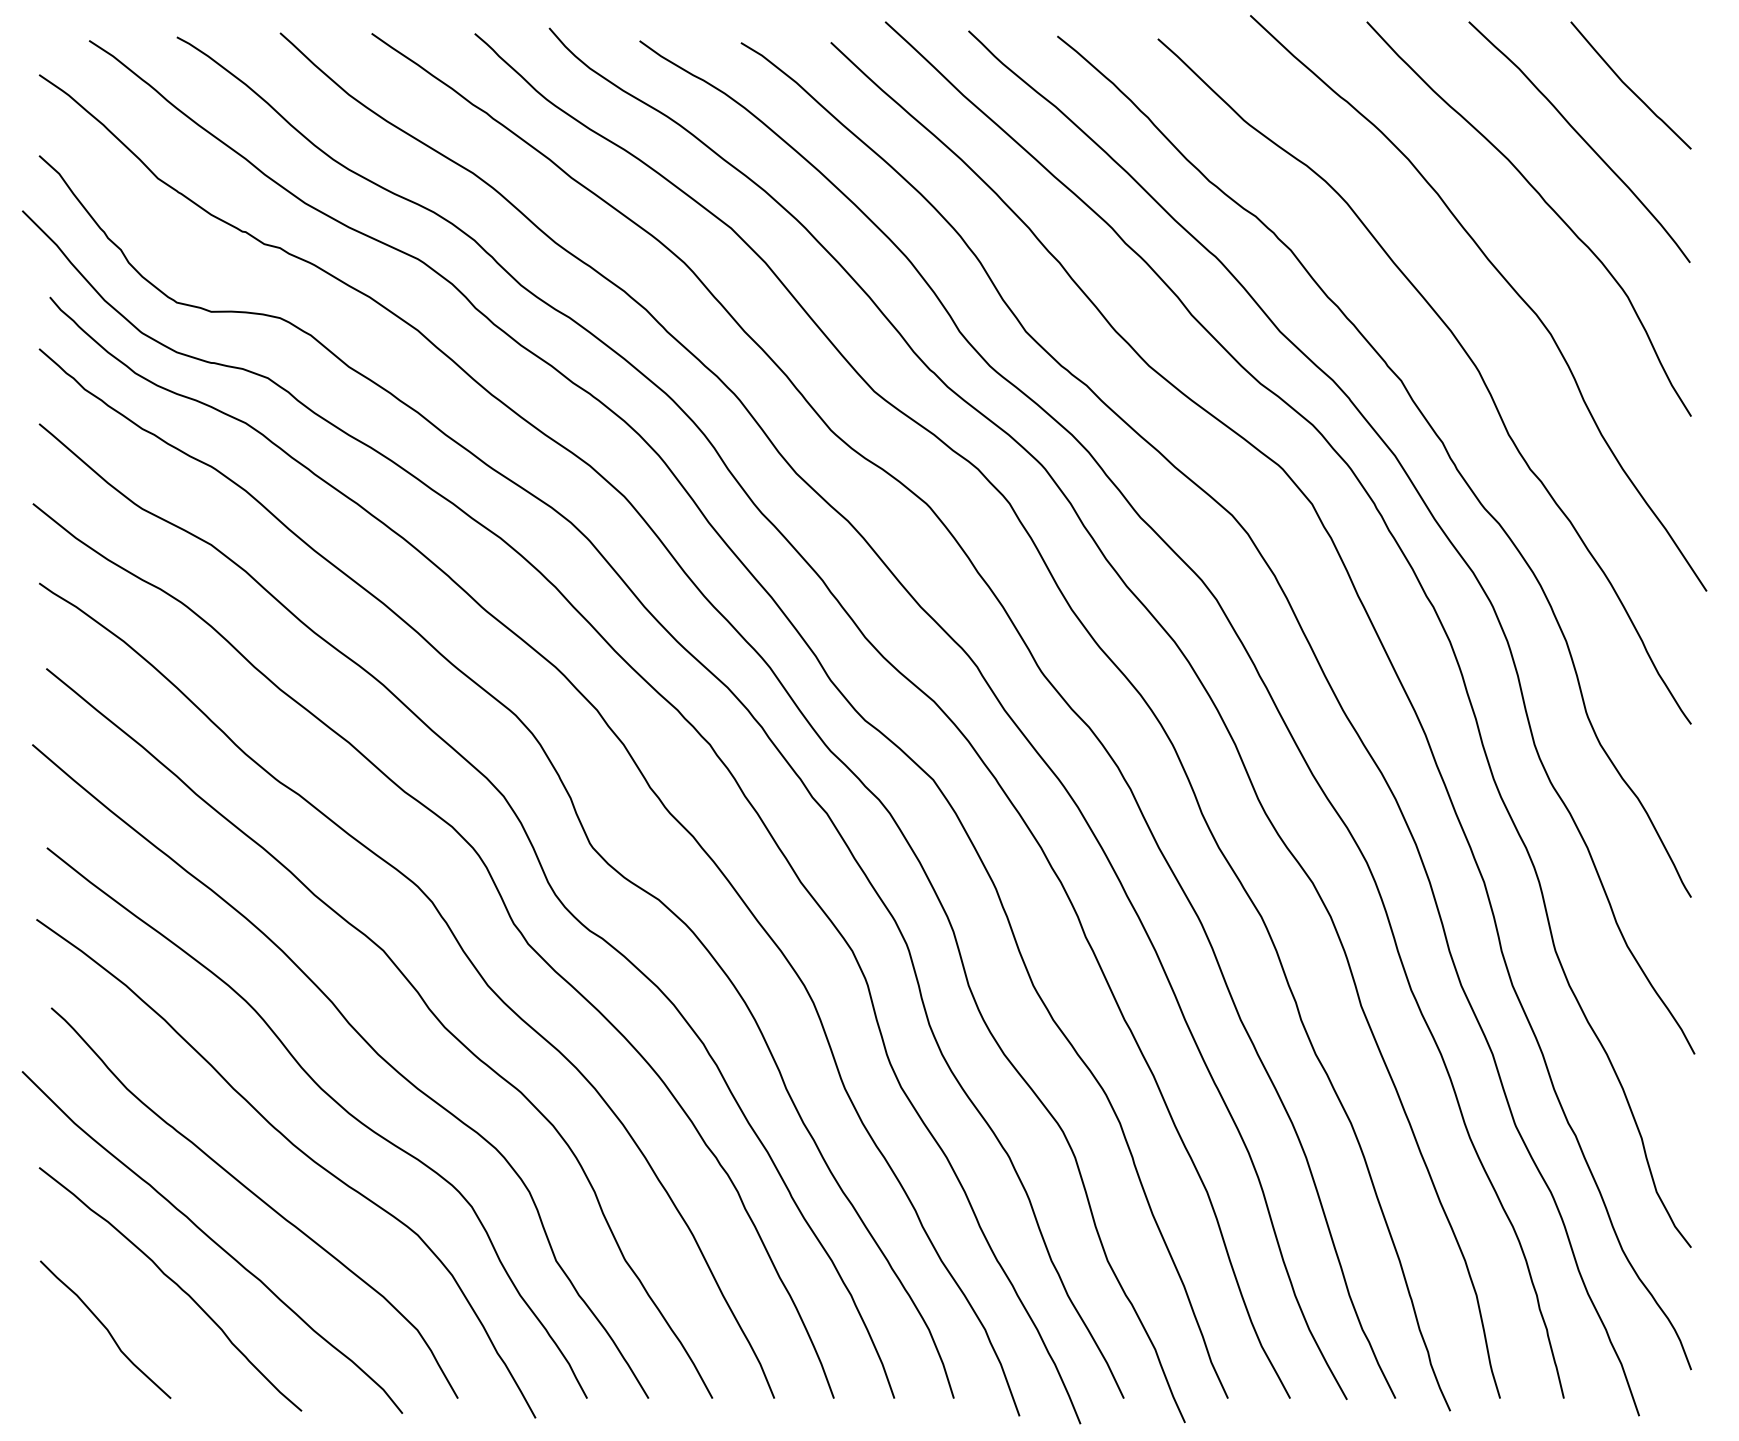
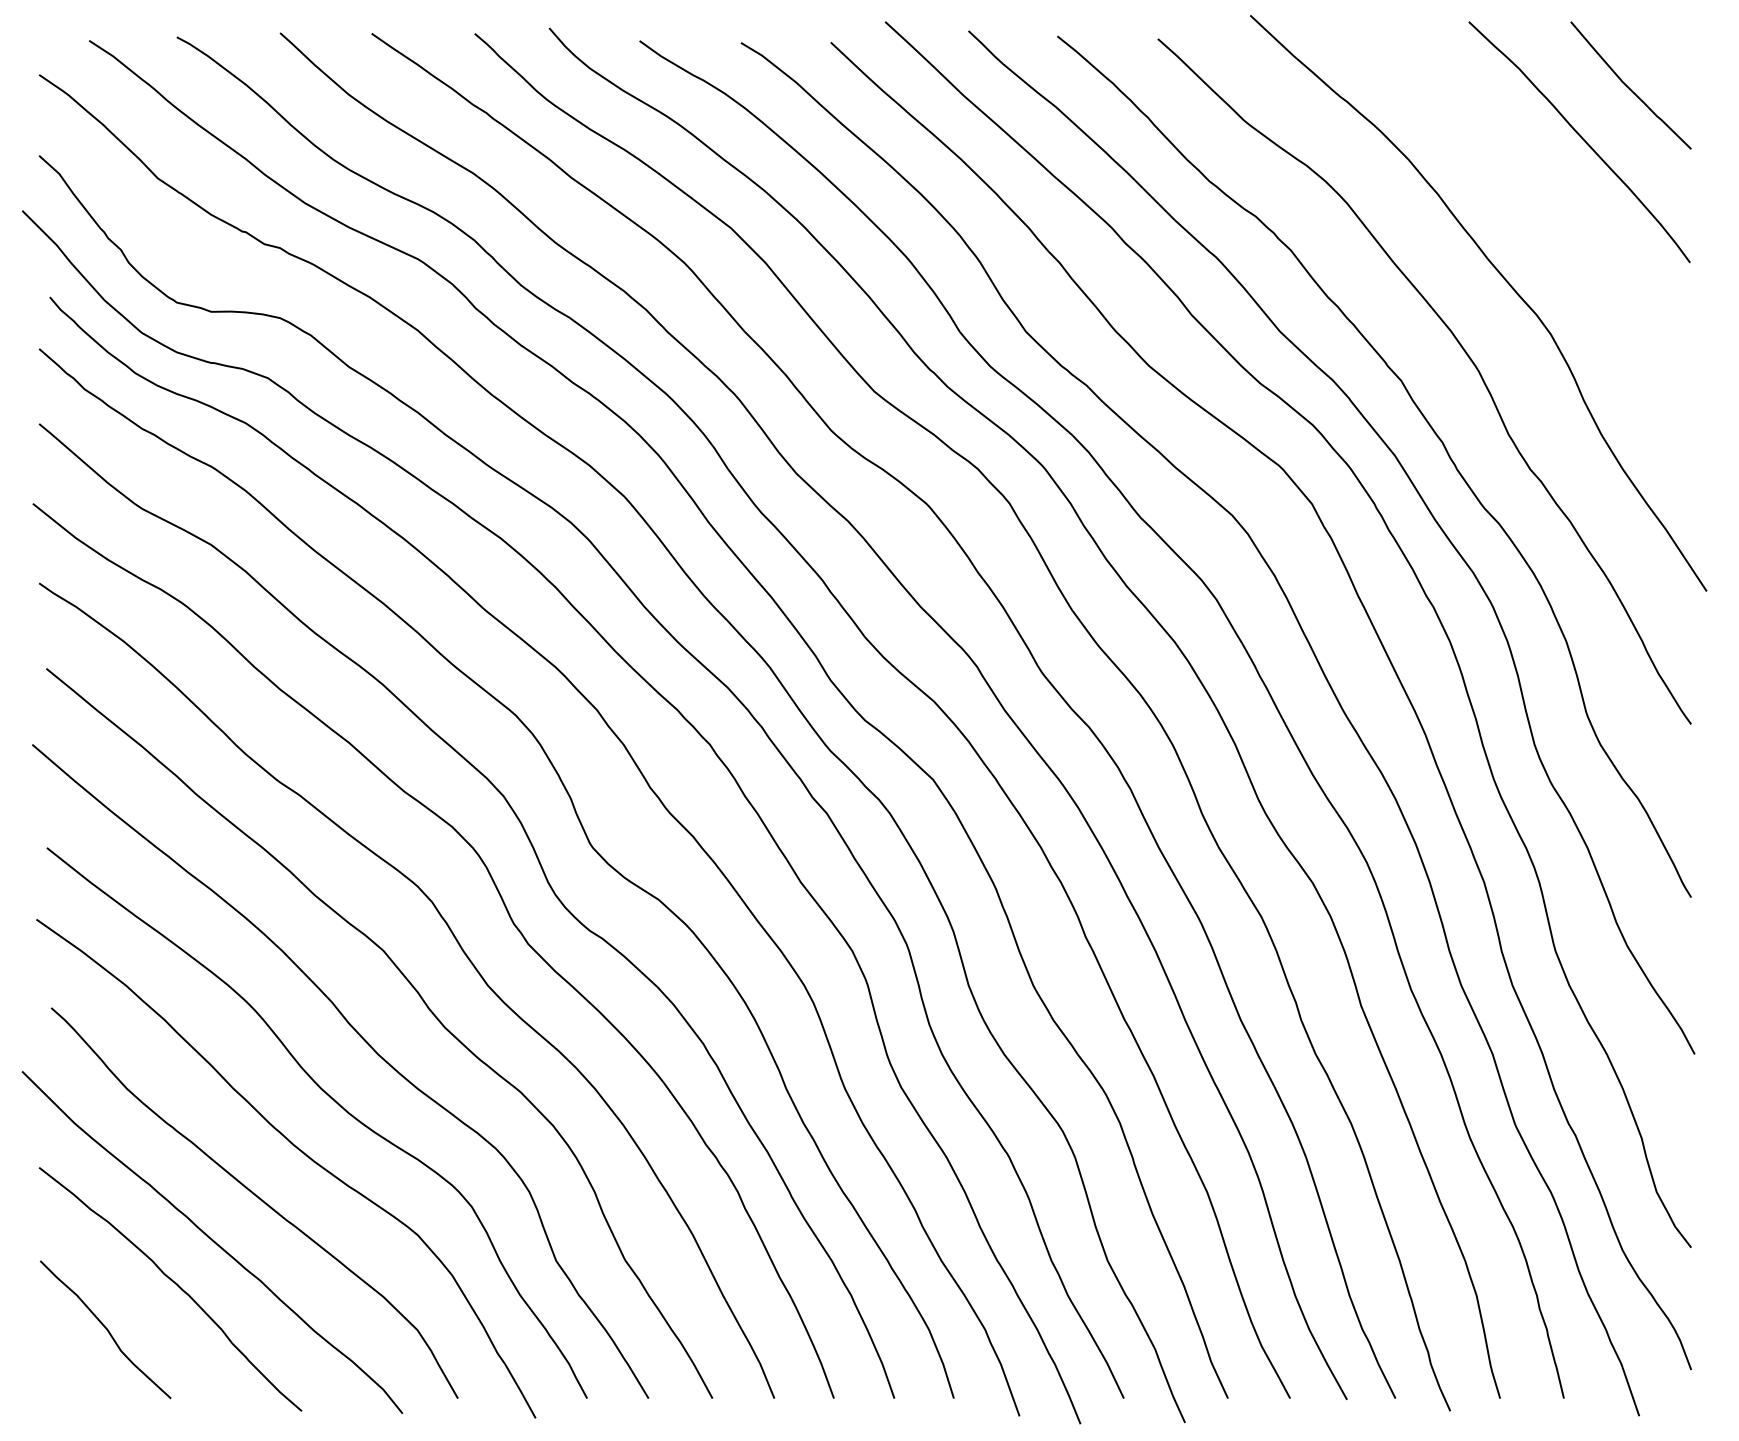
curve: present -> none (1544, 202)
